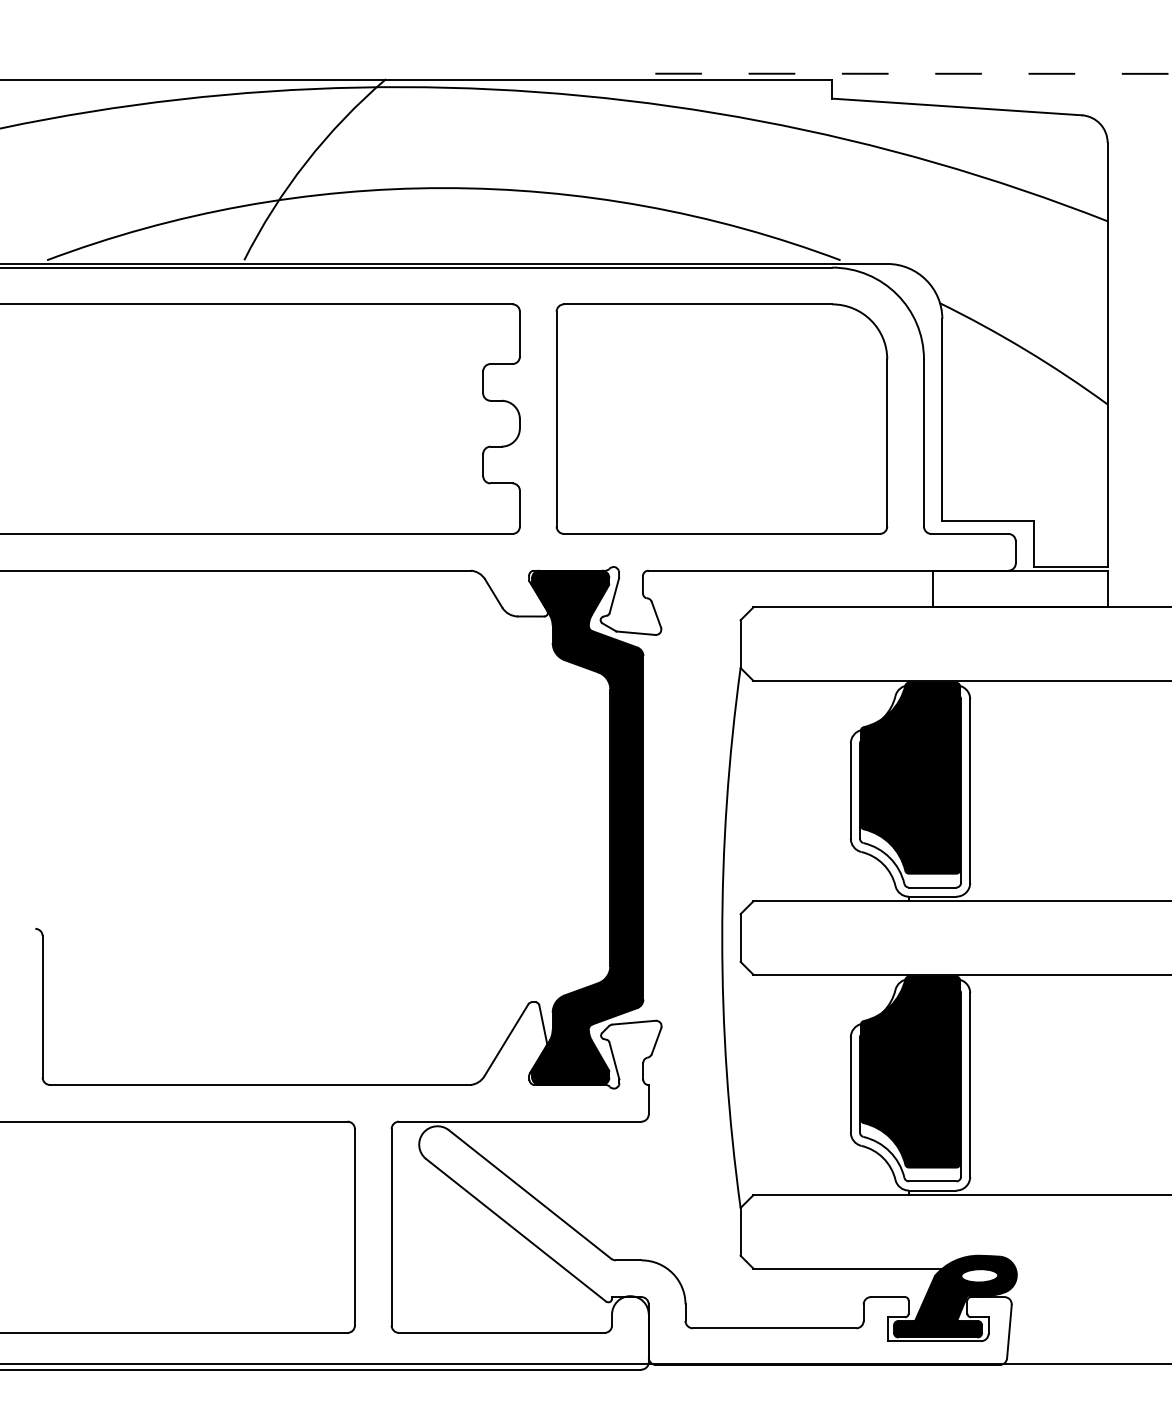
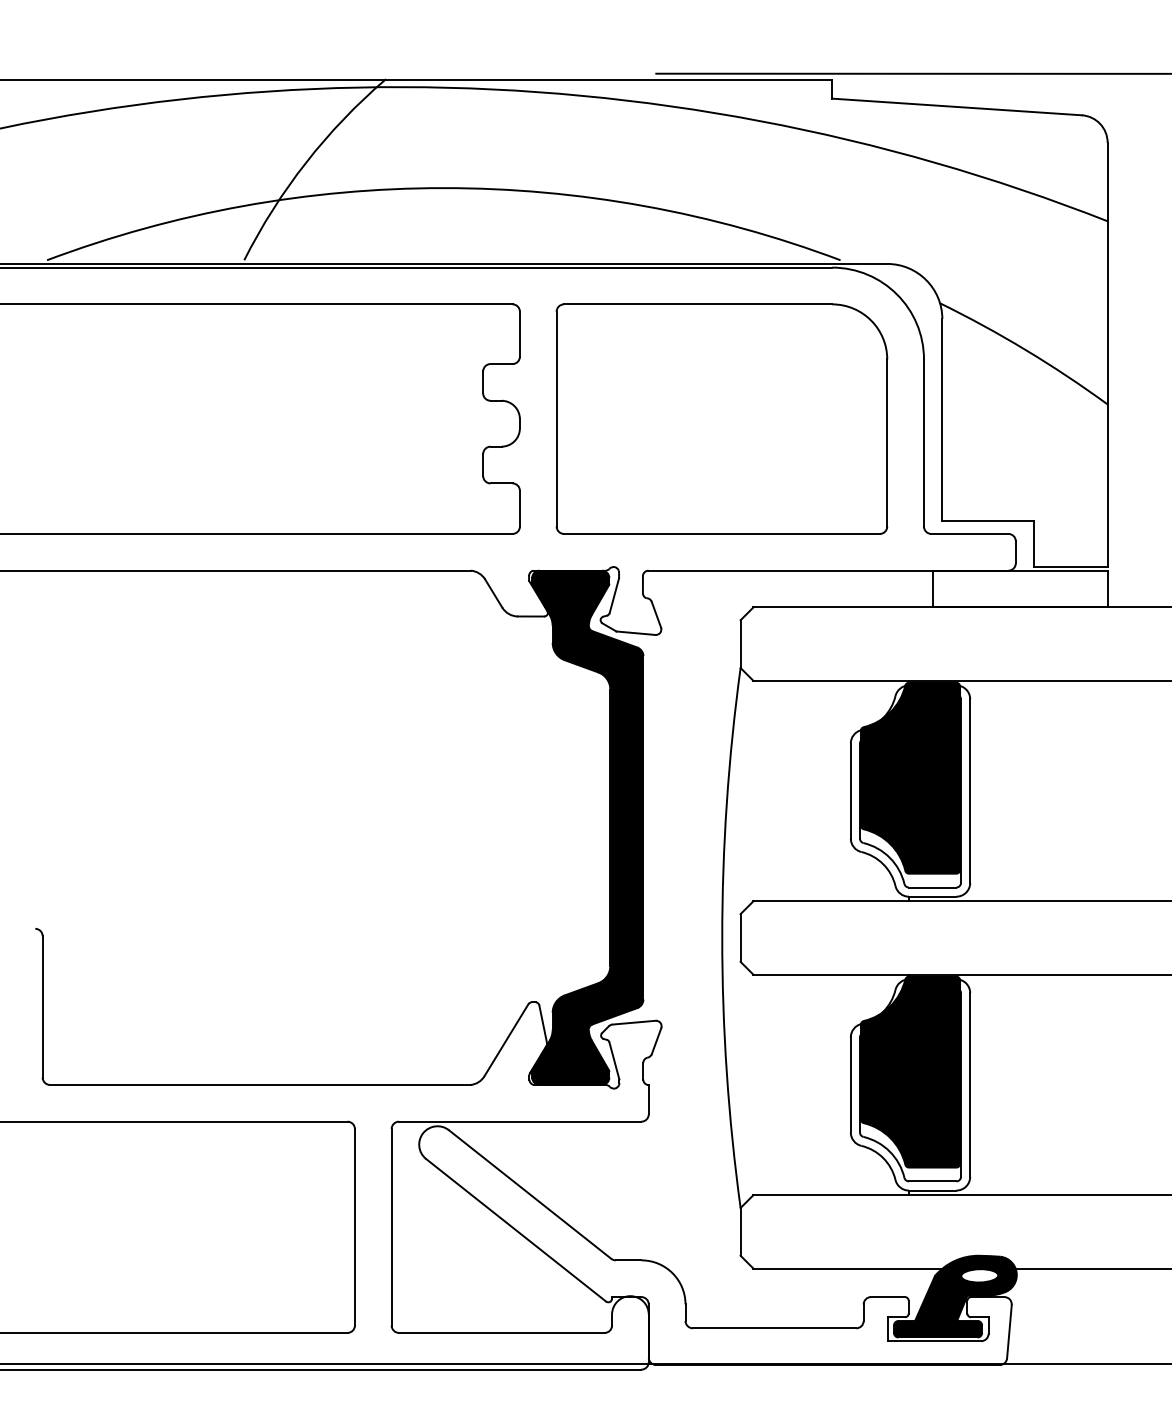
line: dashed -> solid (914, 73)
line: none -> present (1091, 1268)
